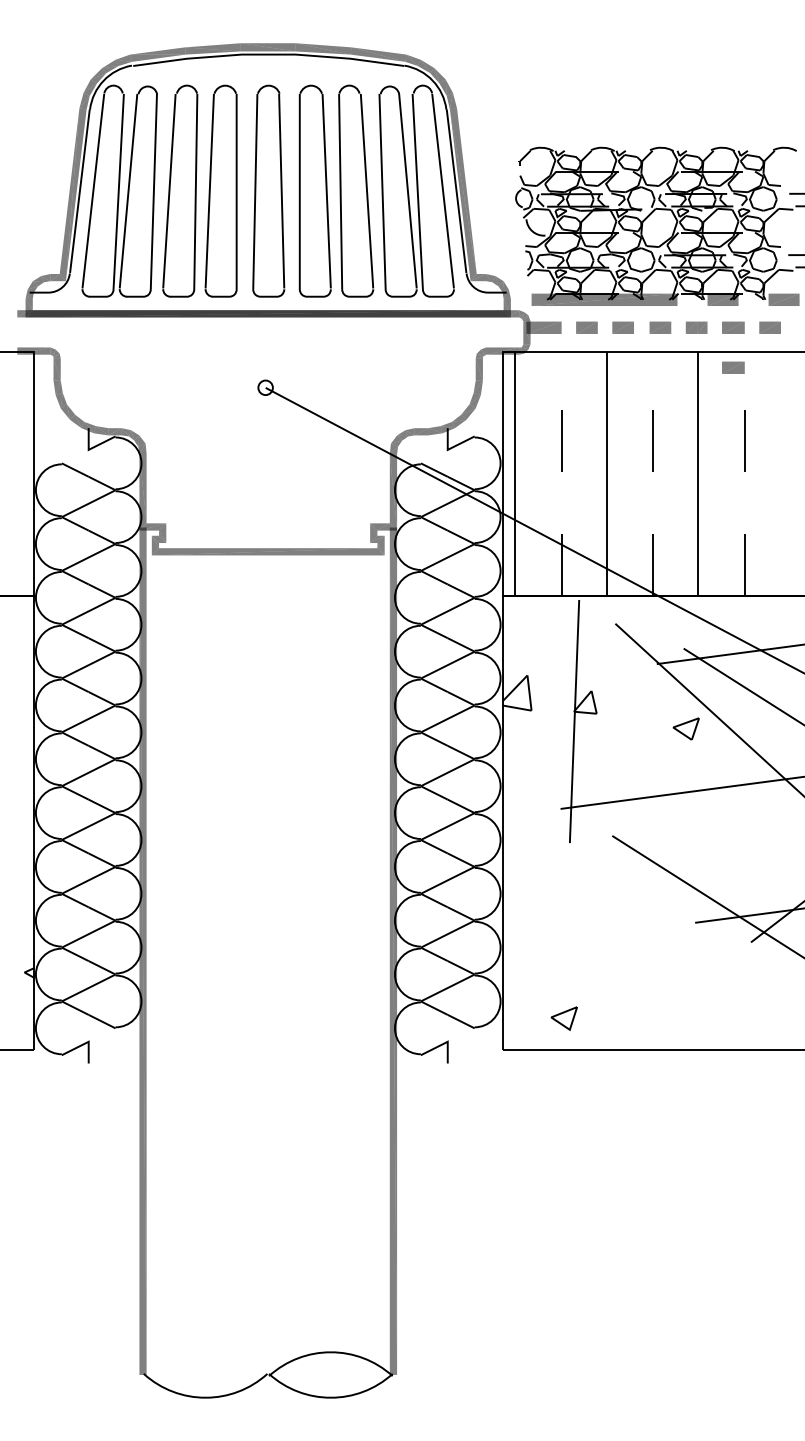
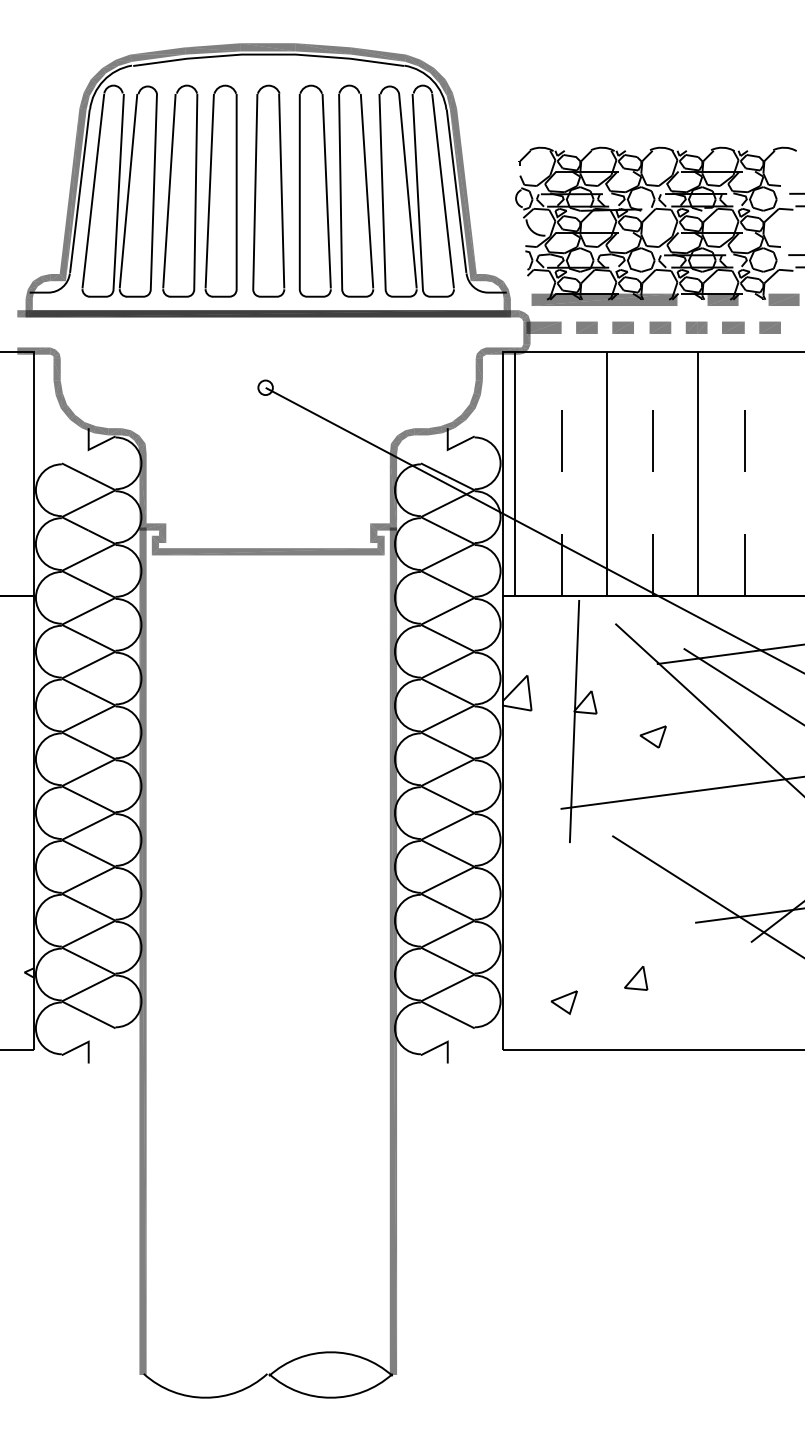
part: present -> none (733, 367)
part position: (685, 728) -> (652, 736) (652, 736)
part: none -> present (636, 978)
part position: (563, 1018) -> (563, 1002) (563, 1002)
